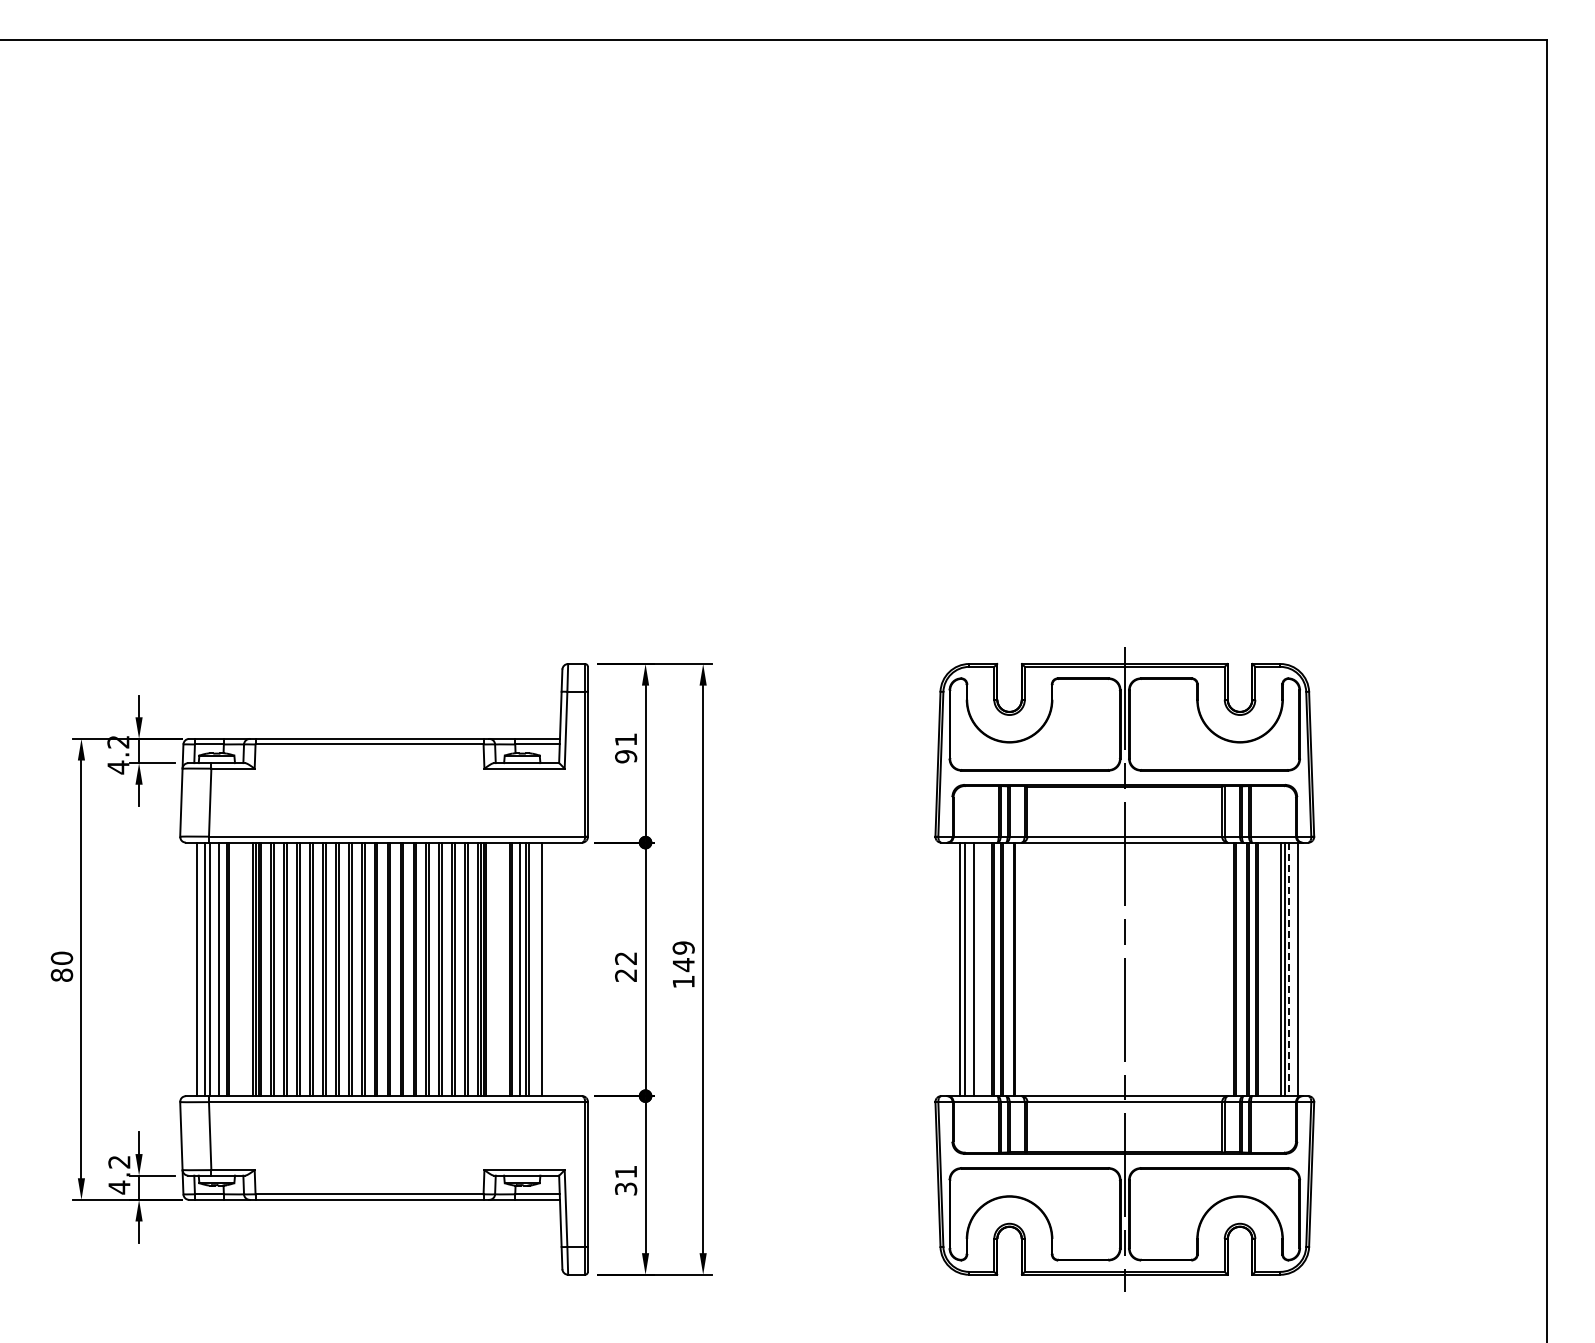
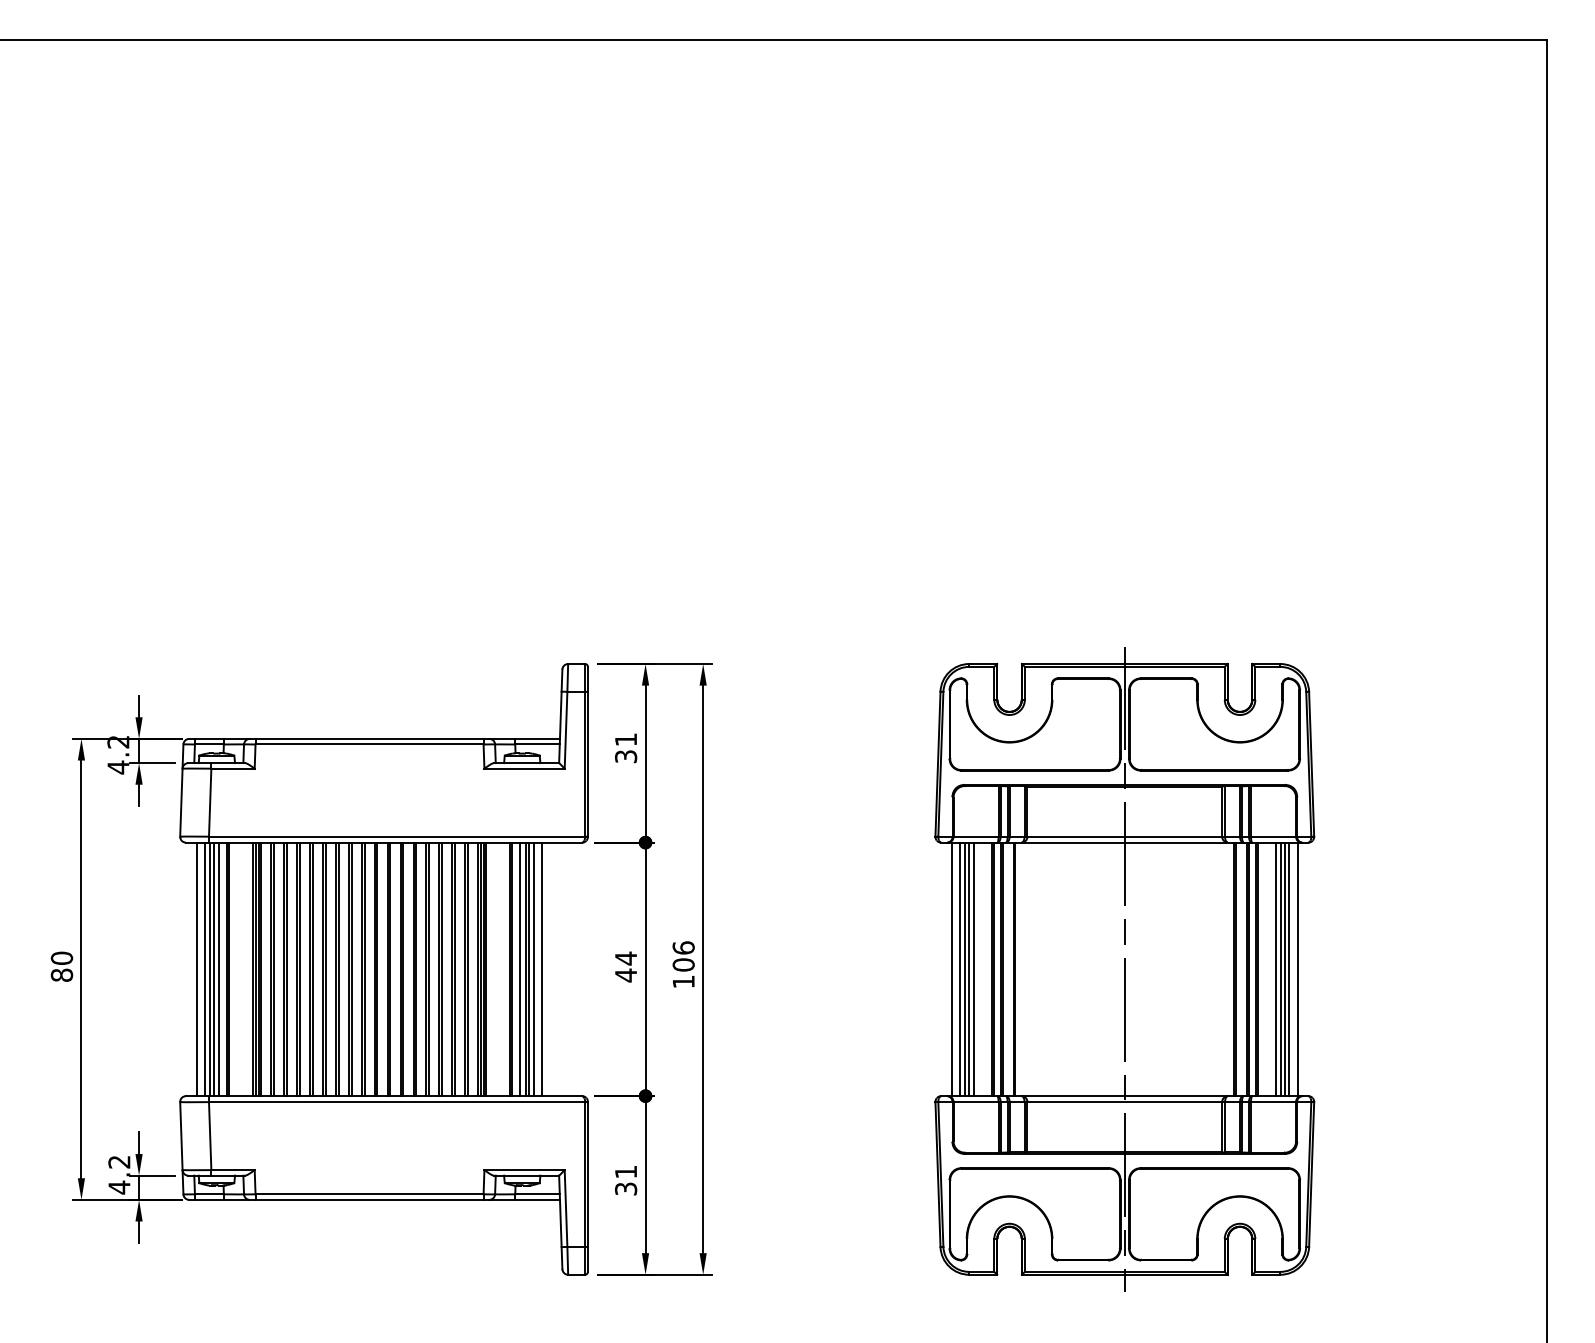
text: 91 -> 31 (626, 756)
text: 149 -> 106 (683, 956)
text: 22 -> 44 (625, 966)
line: none -> present (213, 969)
line: none -> present (533, 969)
line: none -> present (951, 969)
line: none -> present (968, 969)
line: none -> present (1275, 969)
line: dashed -> solid (1289, 969)
